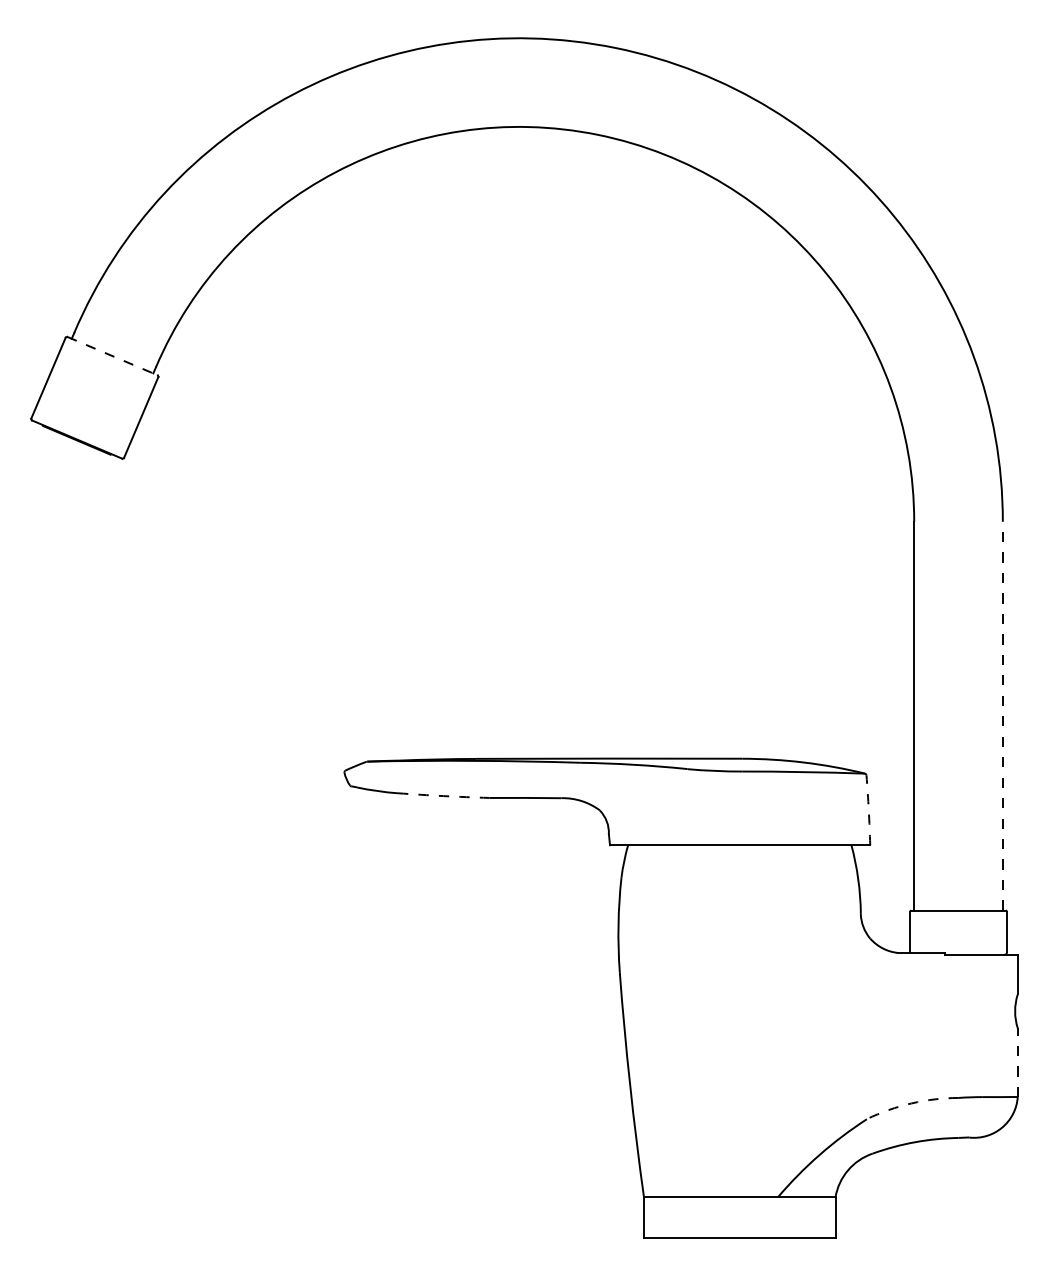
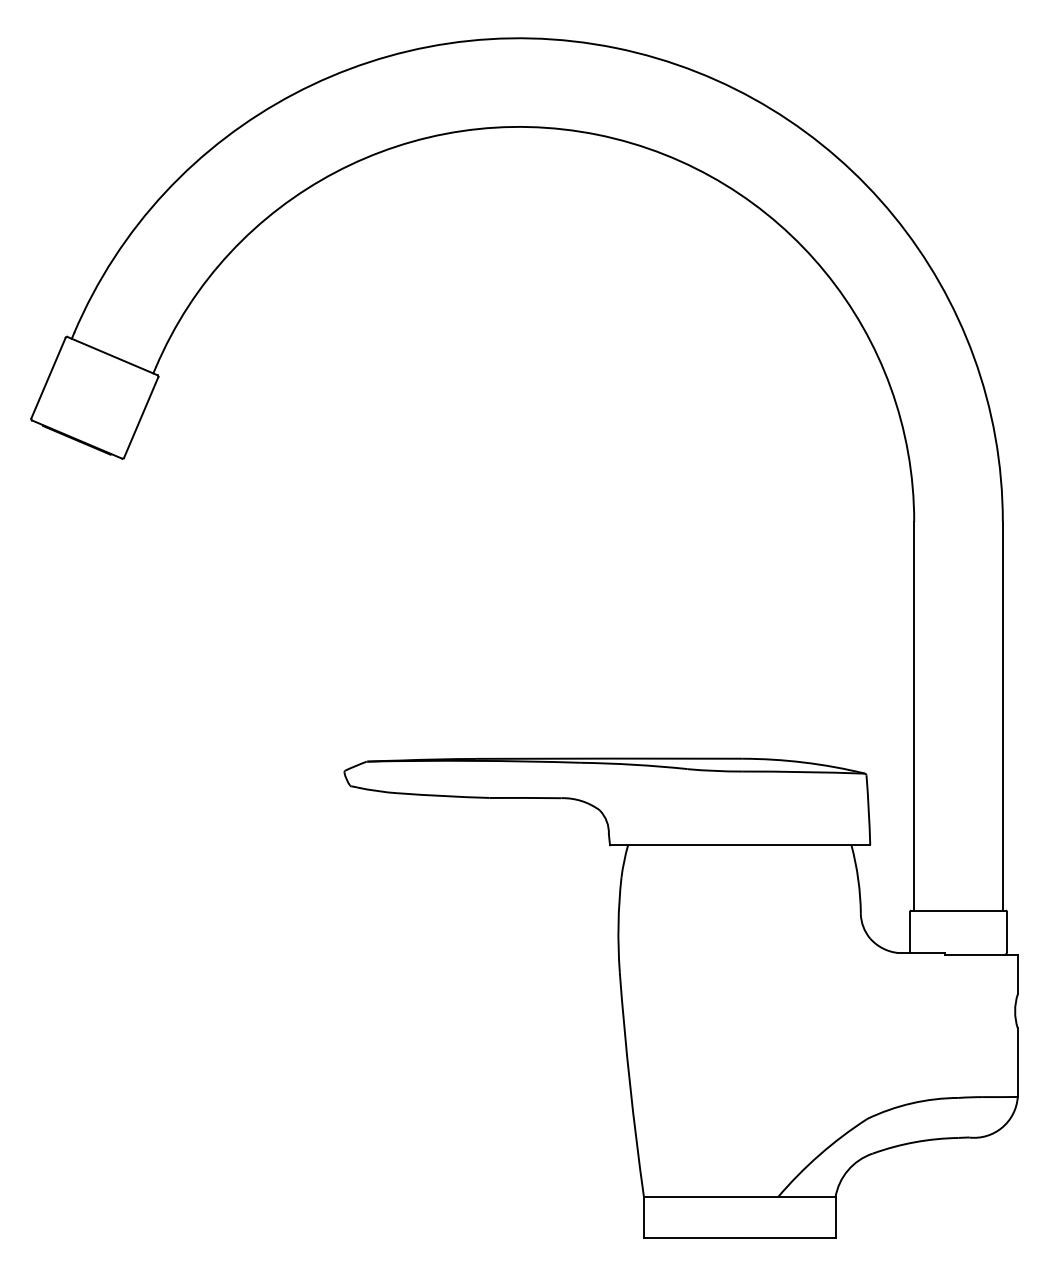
line: dashed -> solid (113, 356)
line: dashed -> solid (1002, 715)
arc: dashed -> solid (443, 796)
arc: dashed -> solid (868, 810)
line: dashed -> solid (1017, 1062)
arc: dashed -> solid (911, 1103)
